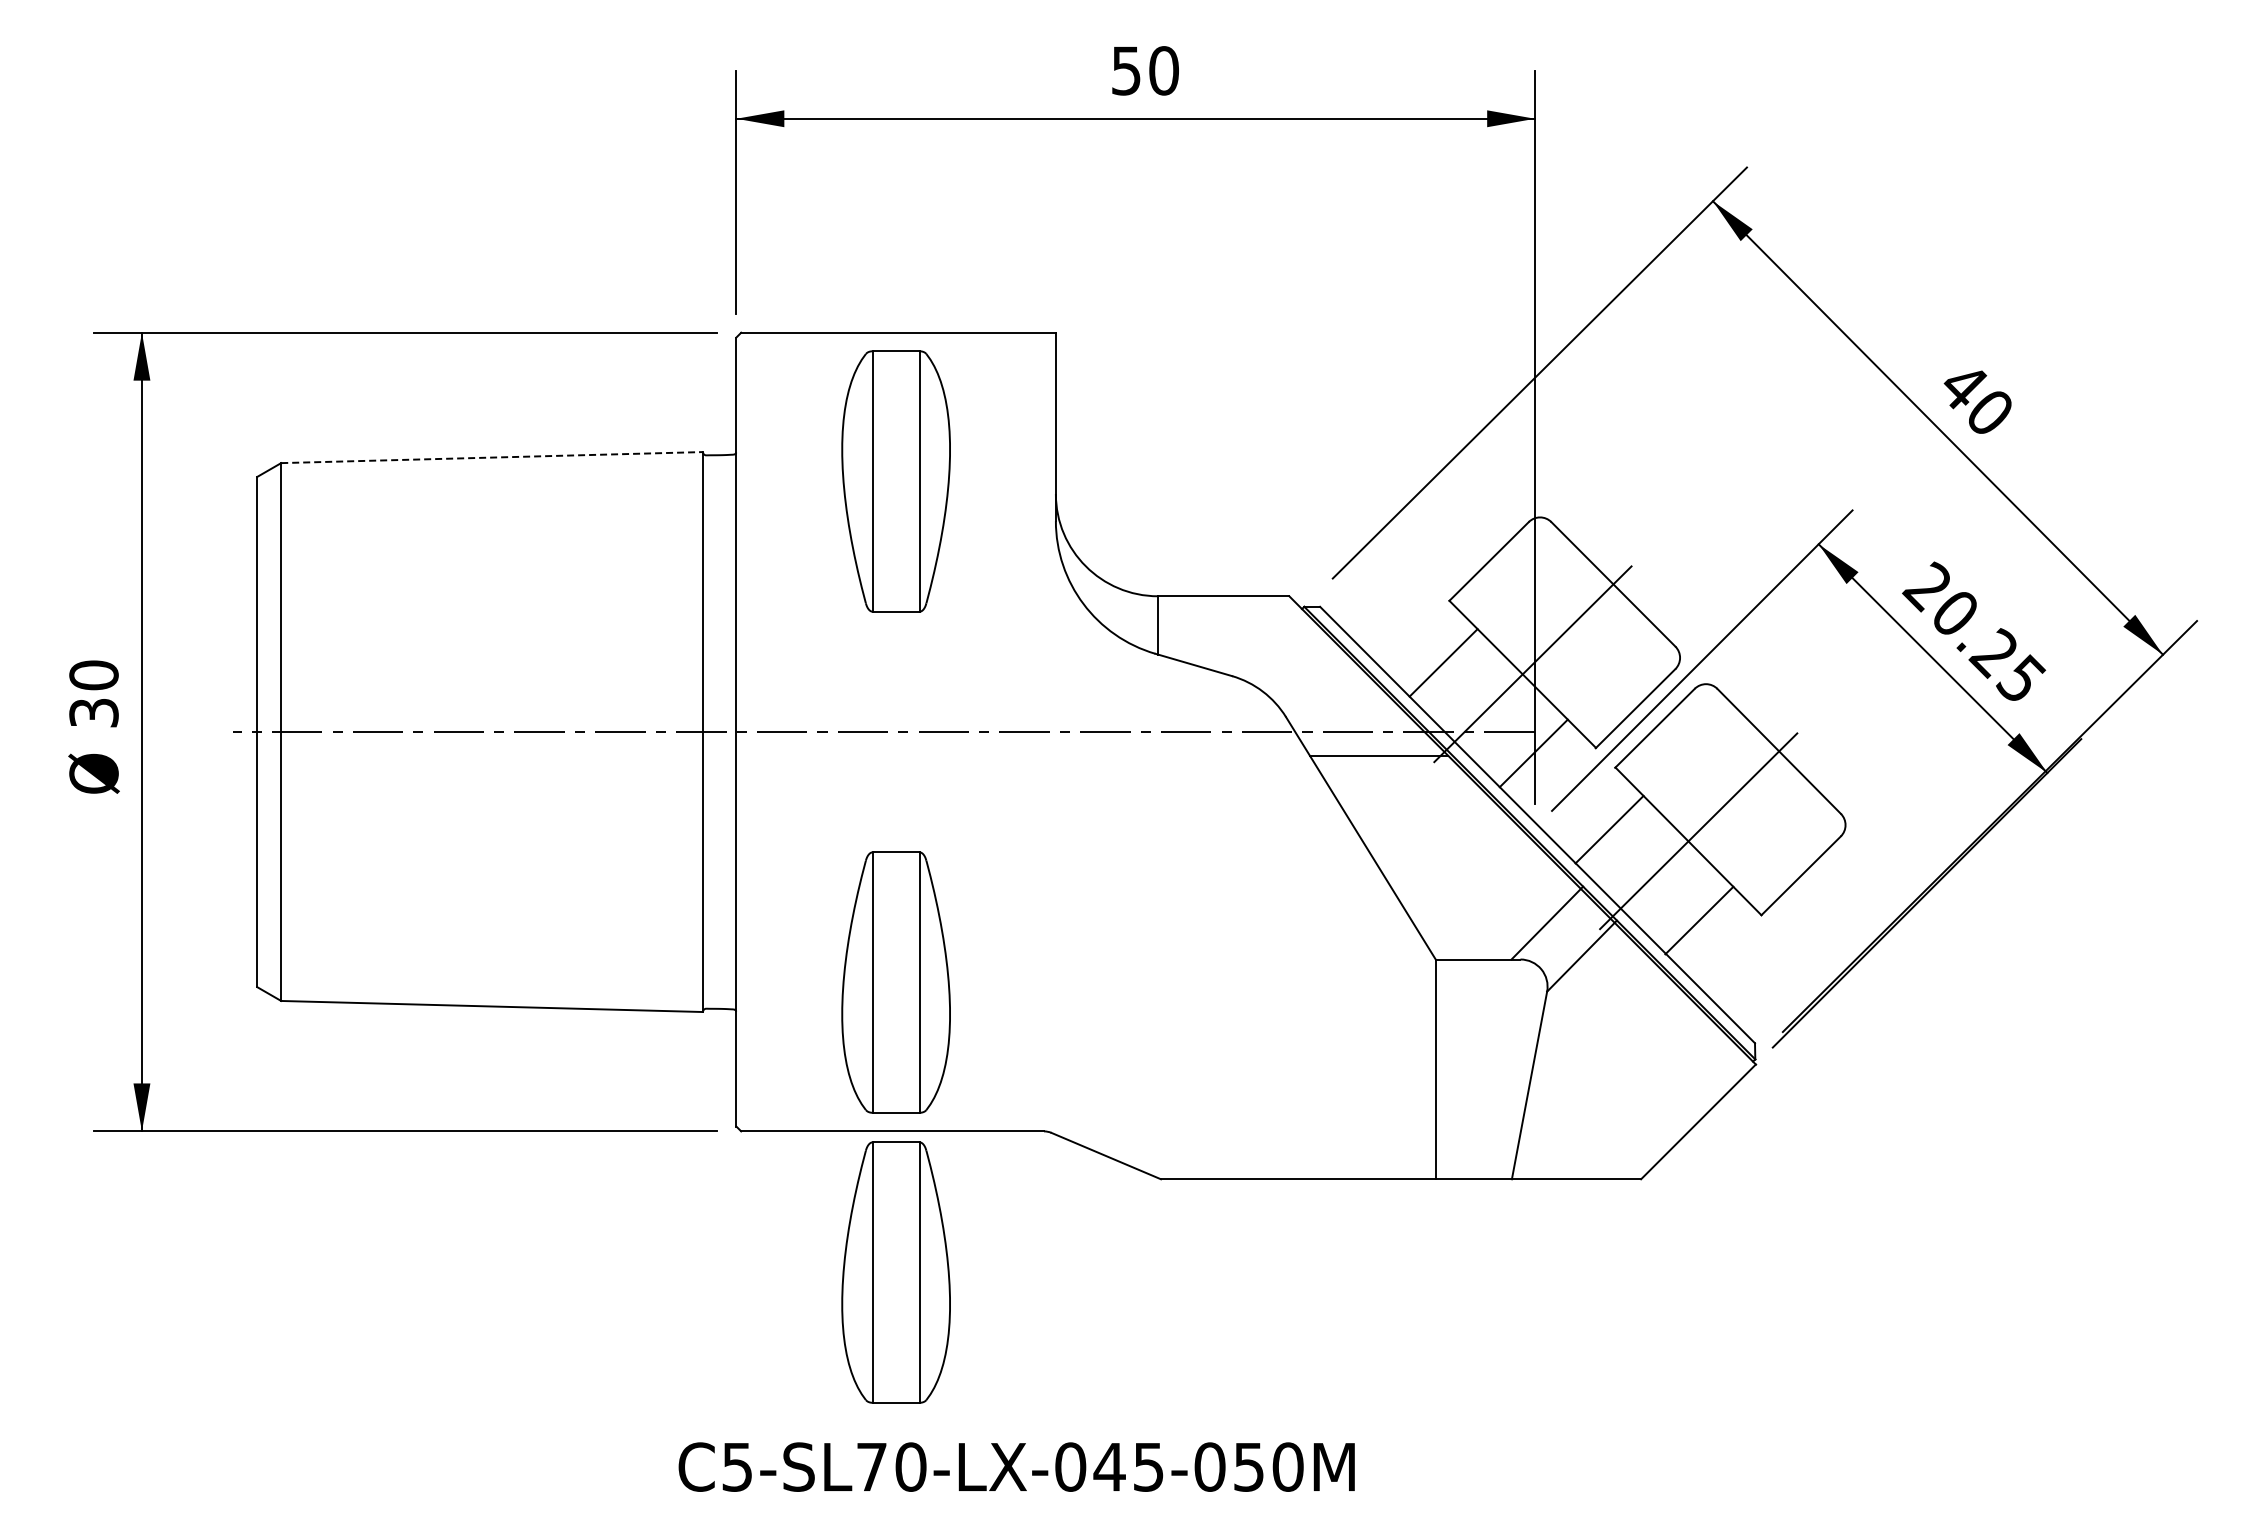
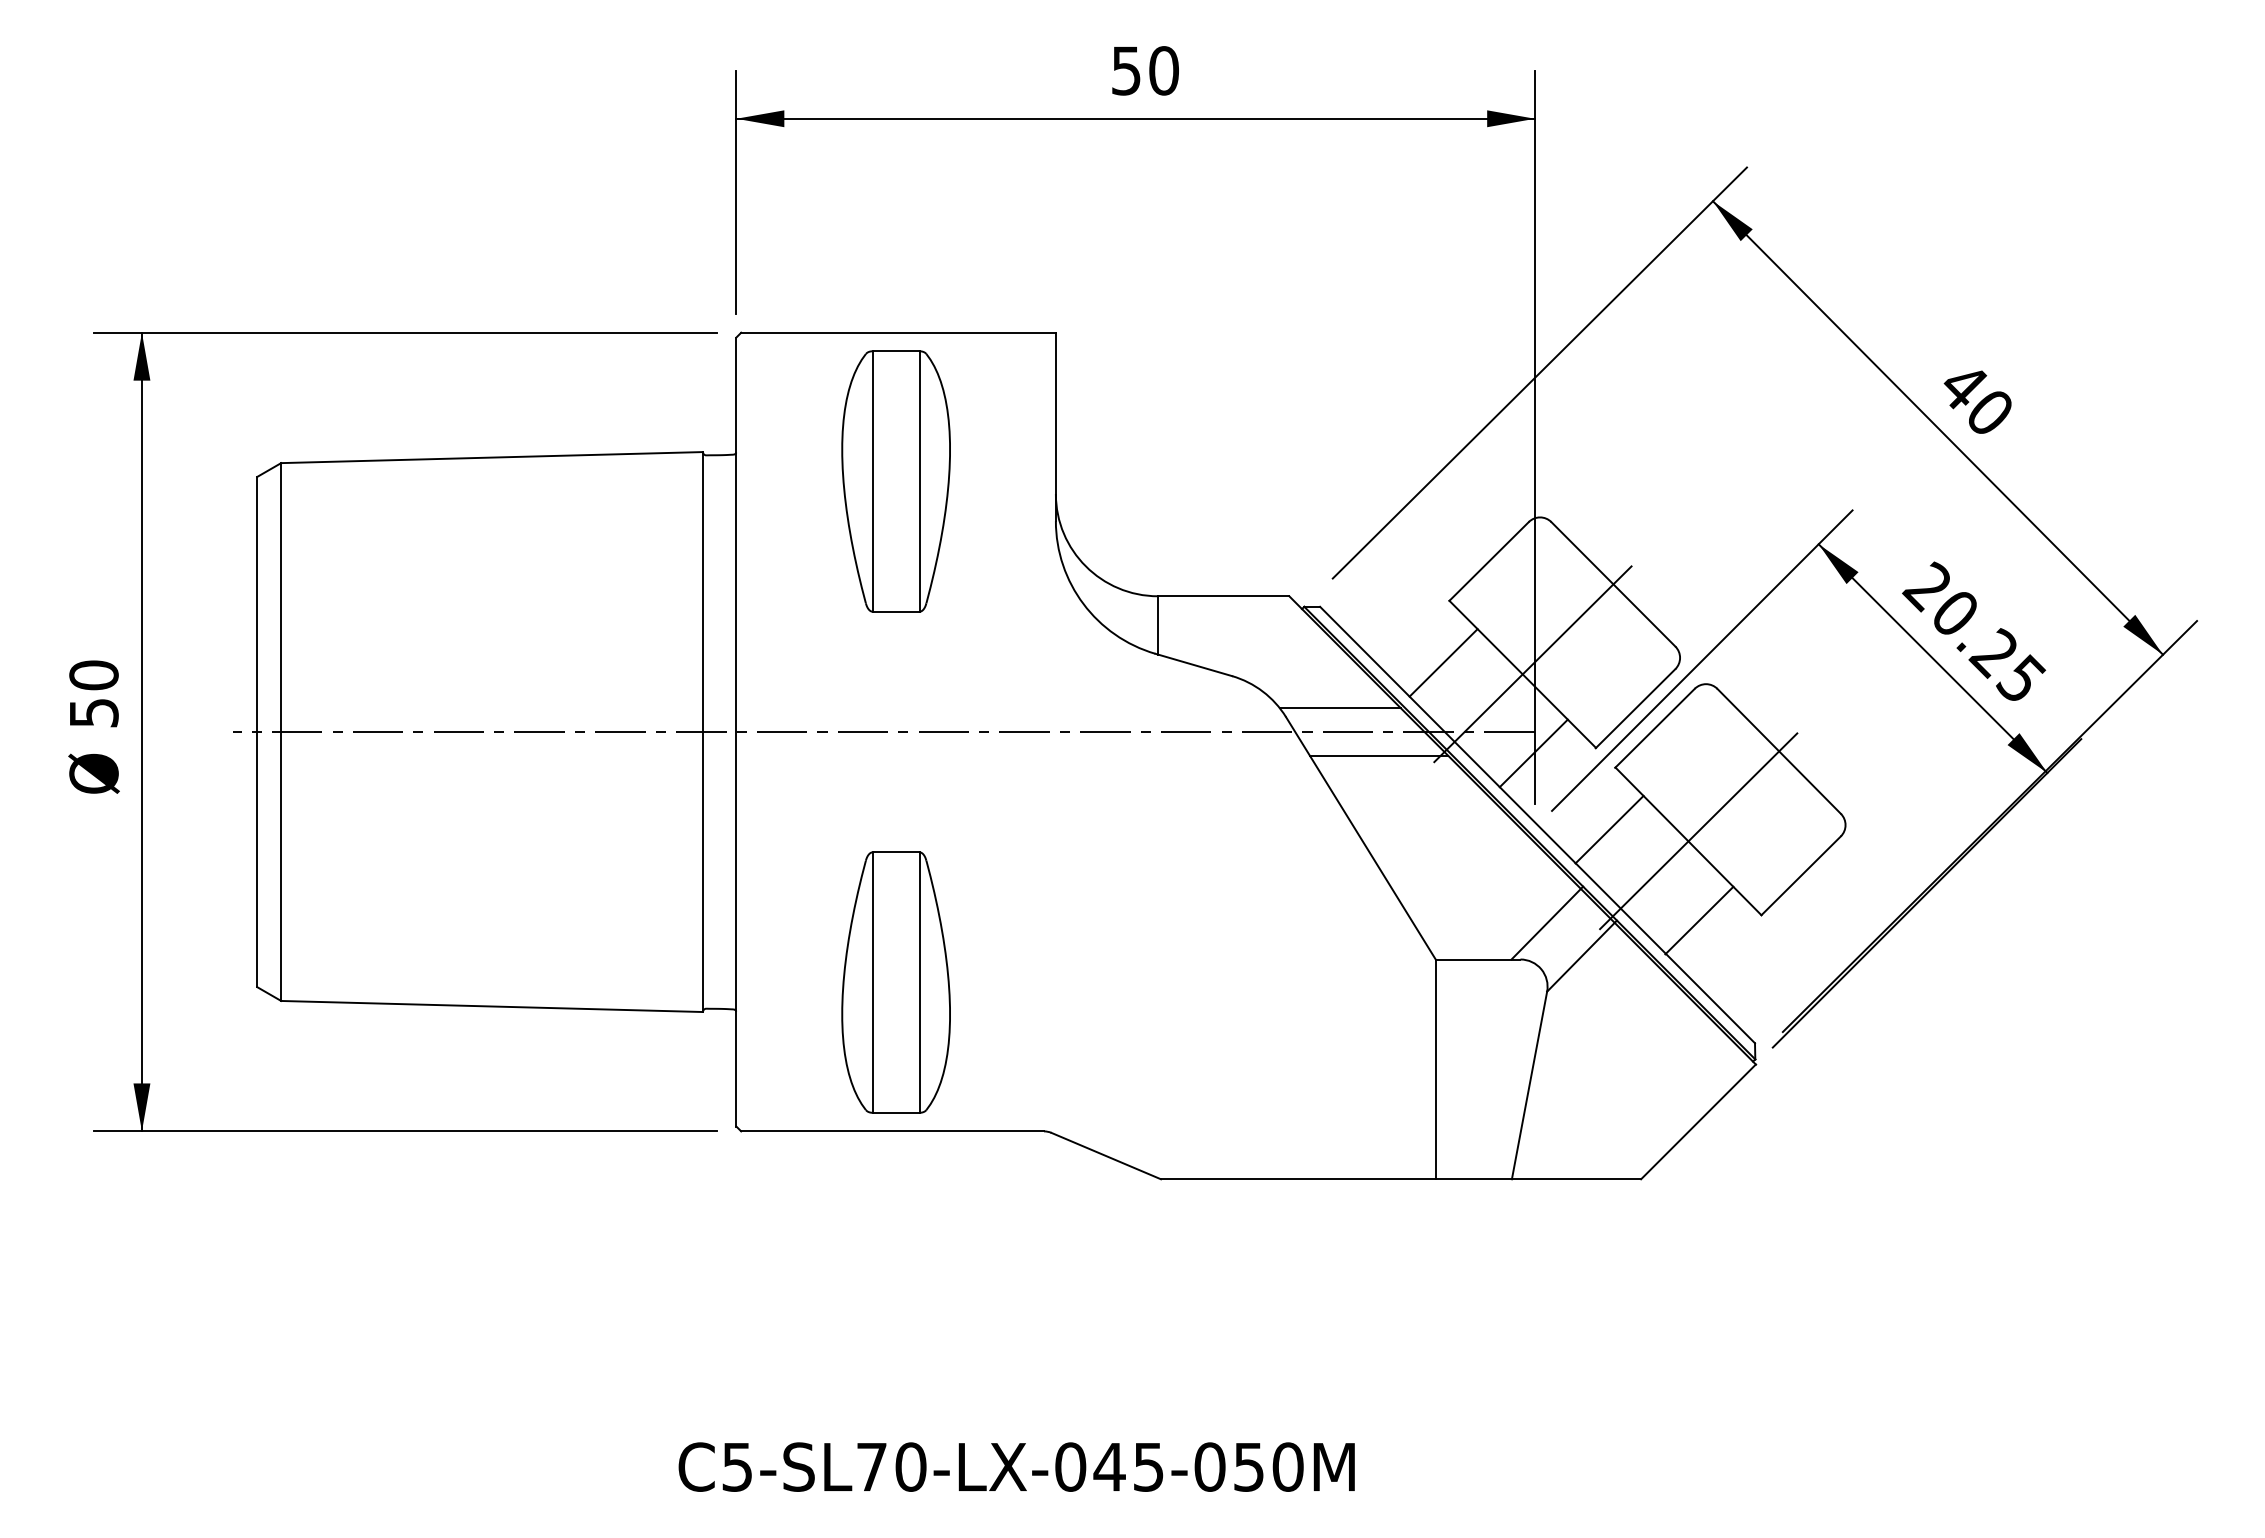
line: dashed -> solid (492, 457)
line: none -> present (1339, 708)
text: 30 -> 50 (93, 712)
part: present -> none (895, 1272)
